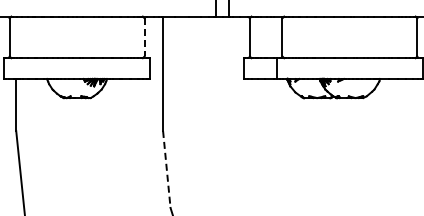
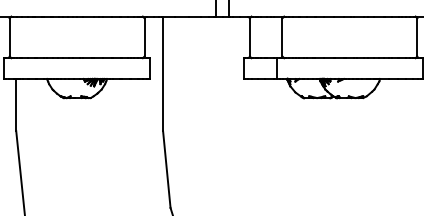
line: dashed -> solid (144, 37)
line: dashed -> solid (166, 169)
